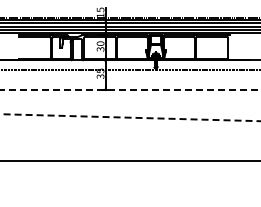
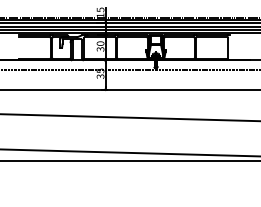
line: dashed -> solid (130, 89)
line: dashed -> solid (130, 117)
line: none -> present (129, 152)
